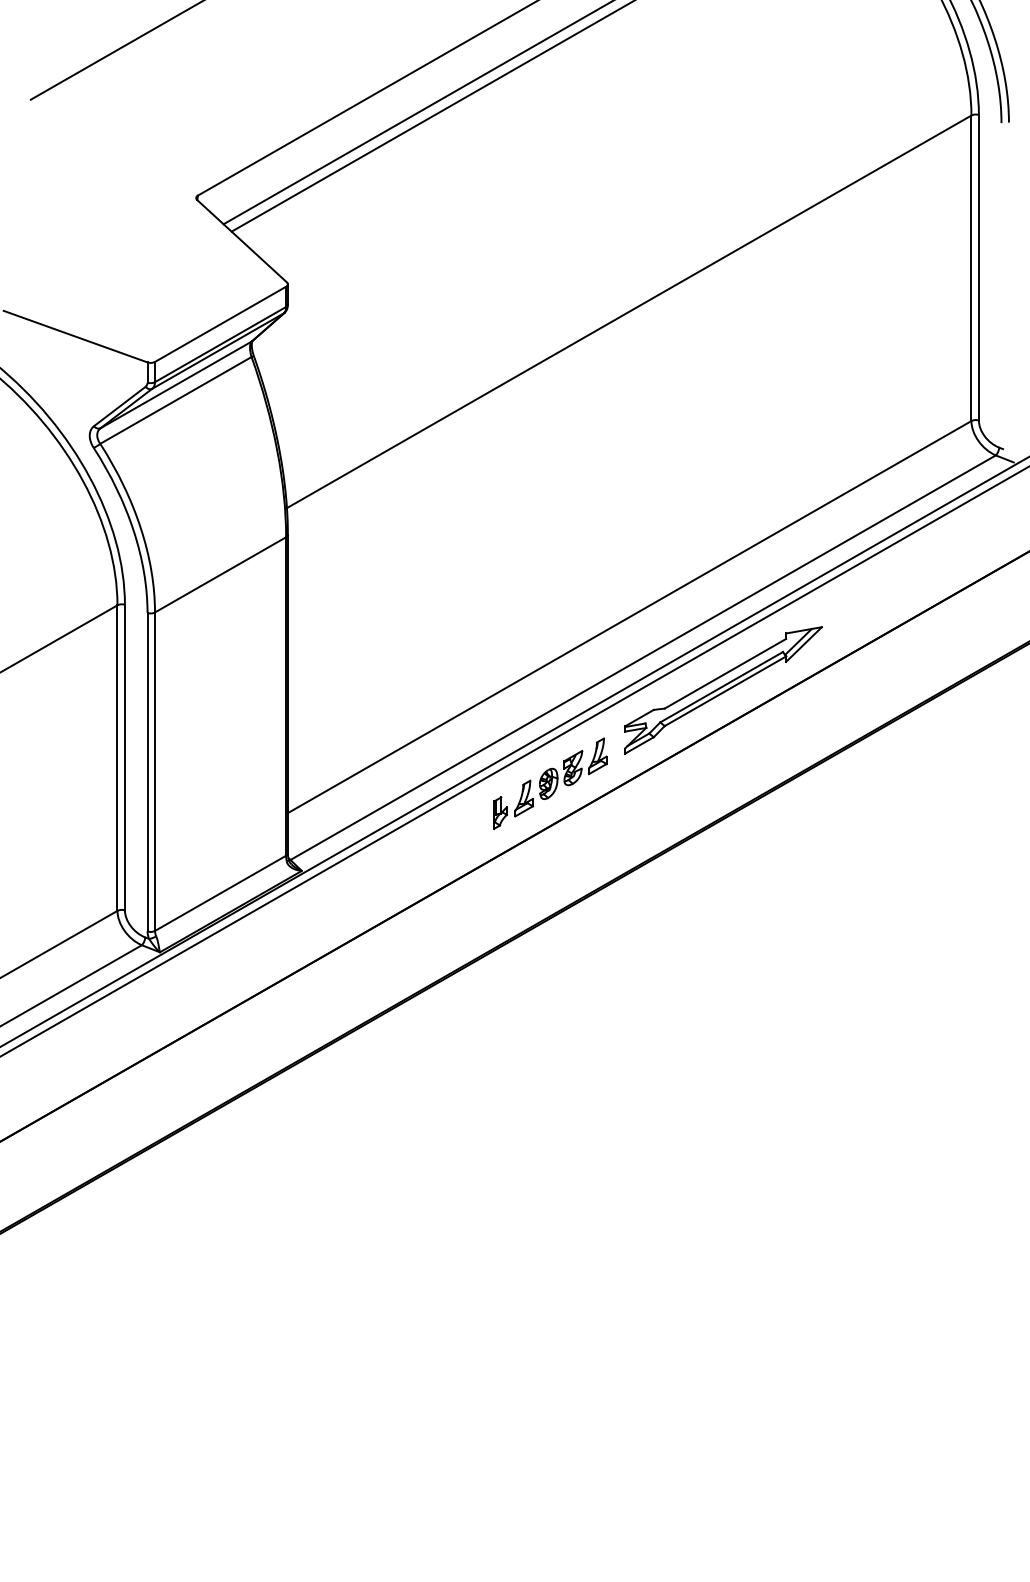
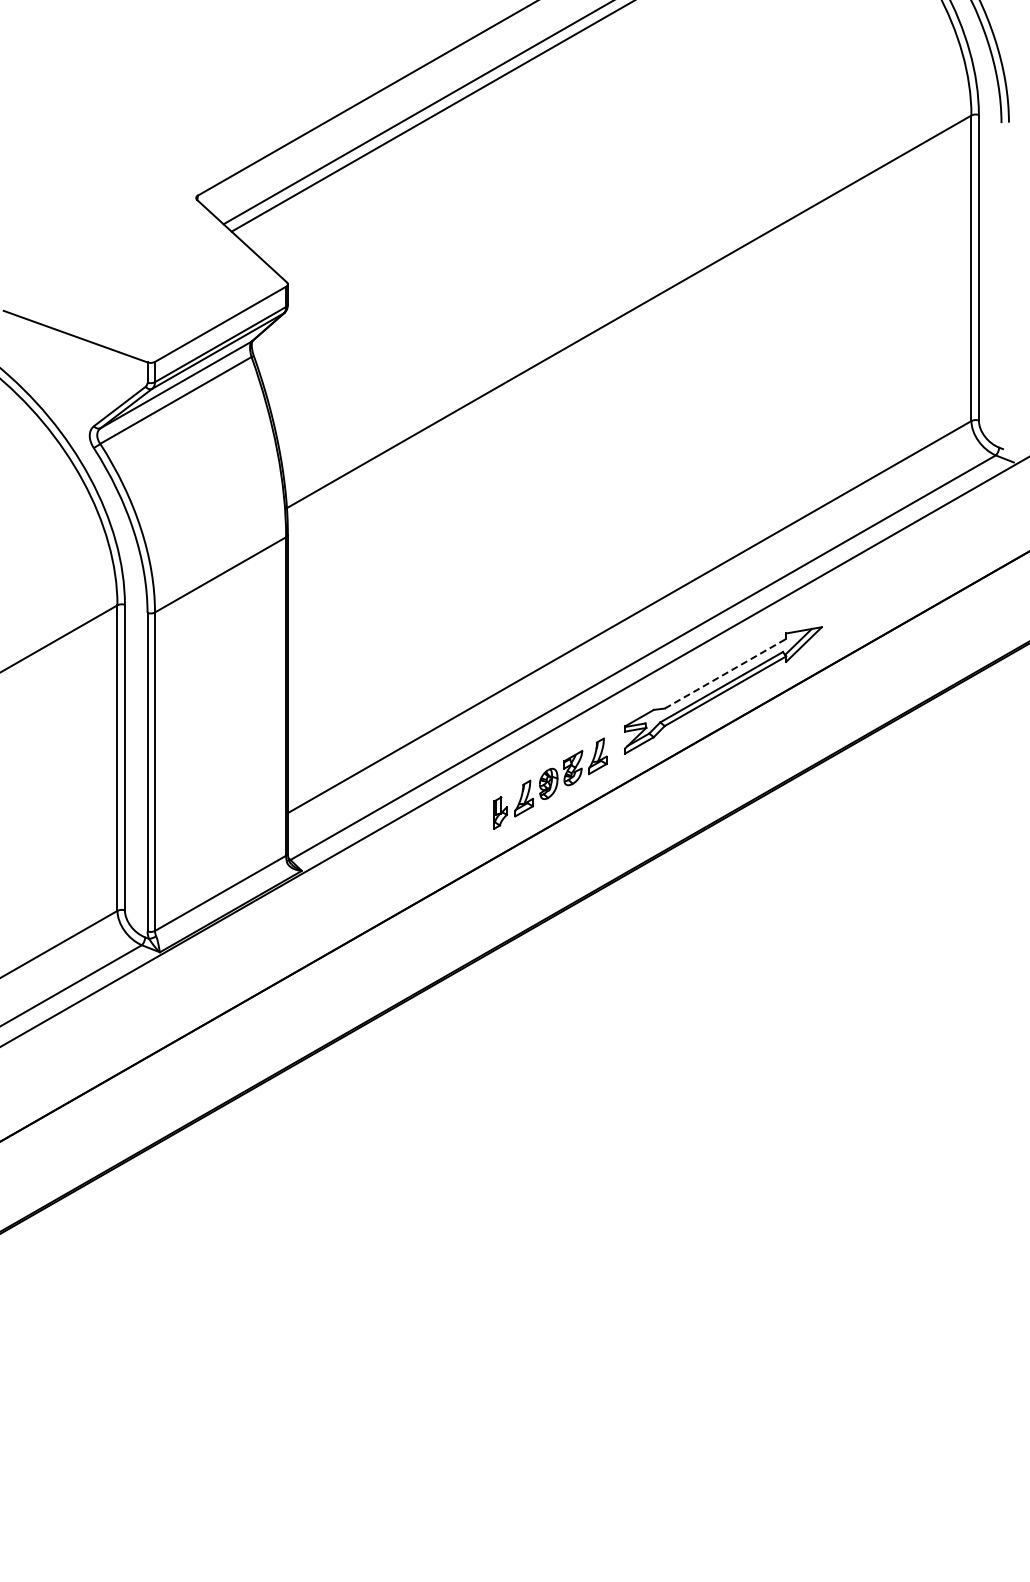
line: present -> none (115, 50)
line: solid -> dashed (725, 673)
line: present -> none (514, 761)
